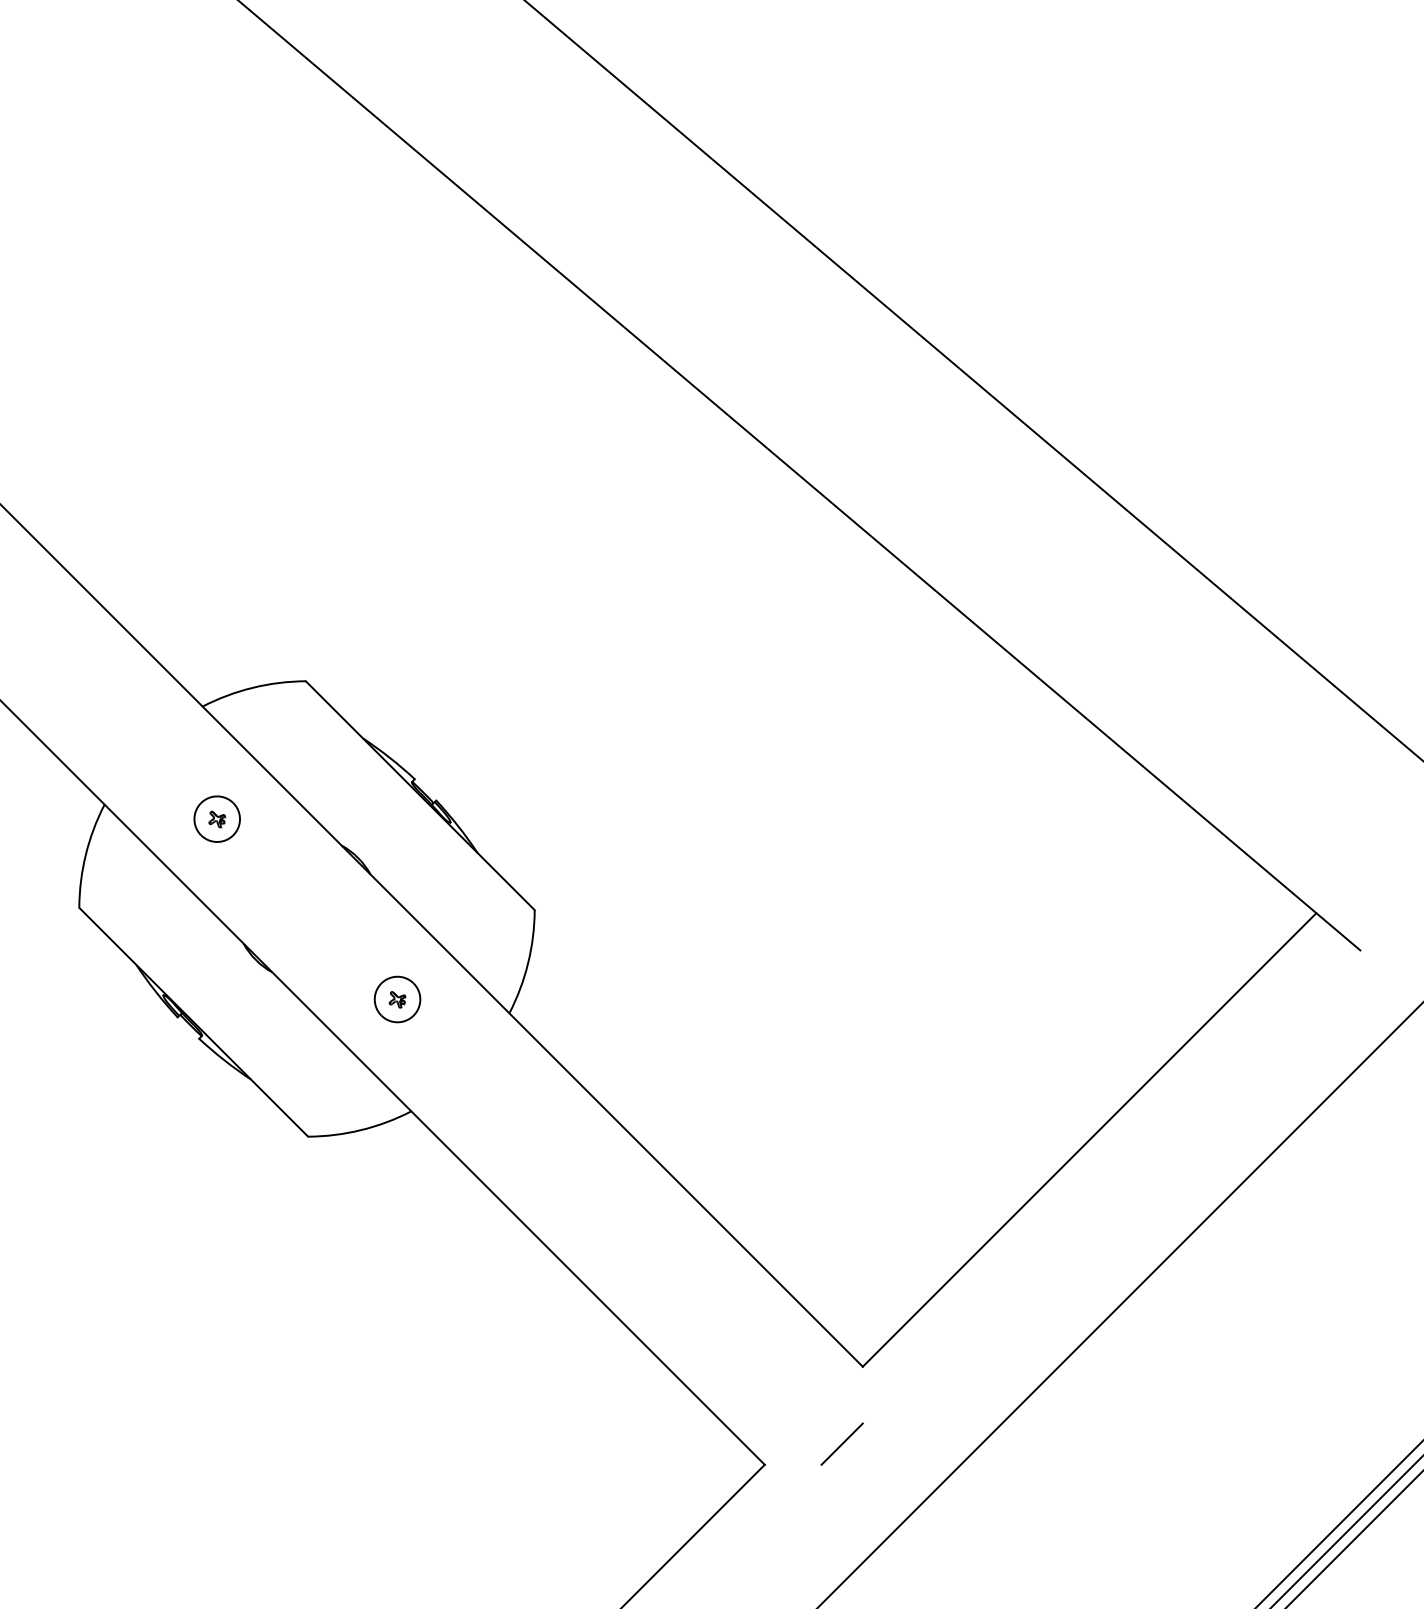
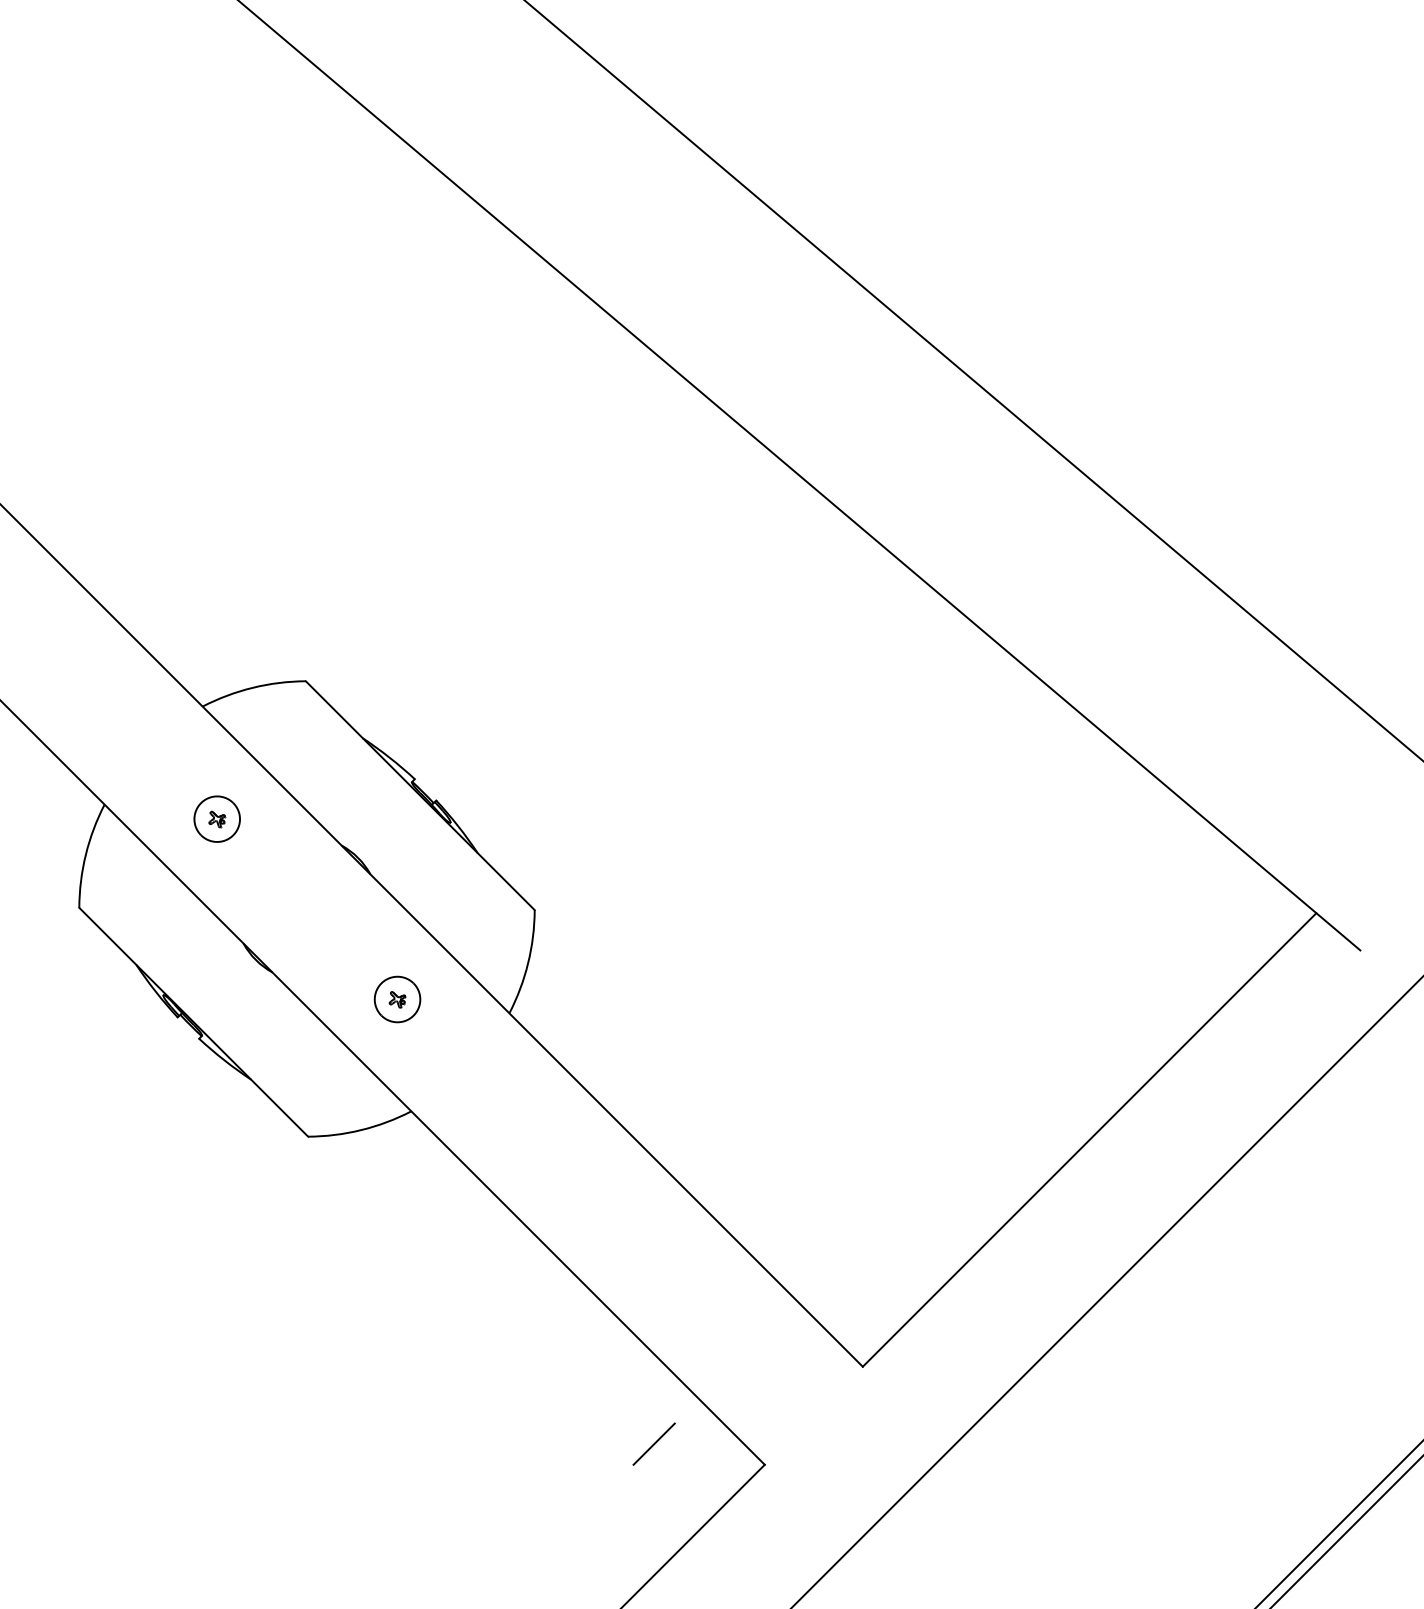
line position: (1120, 1304) -> (1106, 1291) (1106, 1291)
line position: (841, 1443) -> (653, 1443) (653, 1443)
line: present -> none (1354, 1539)
